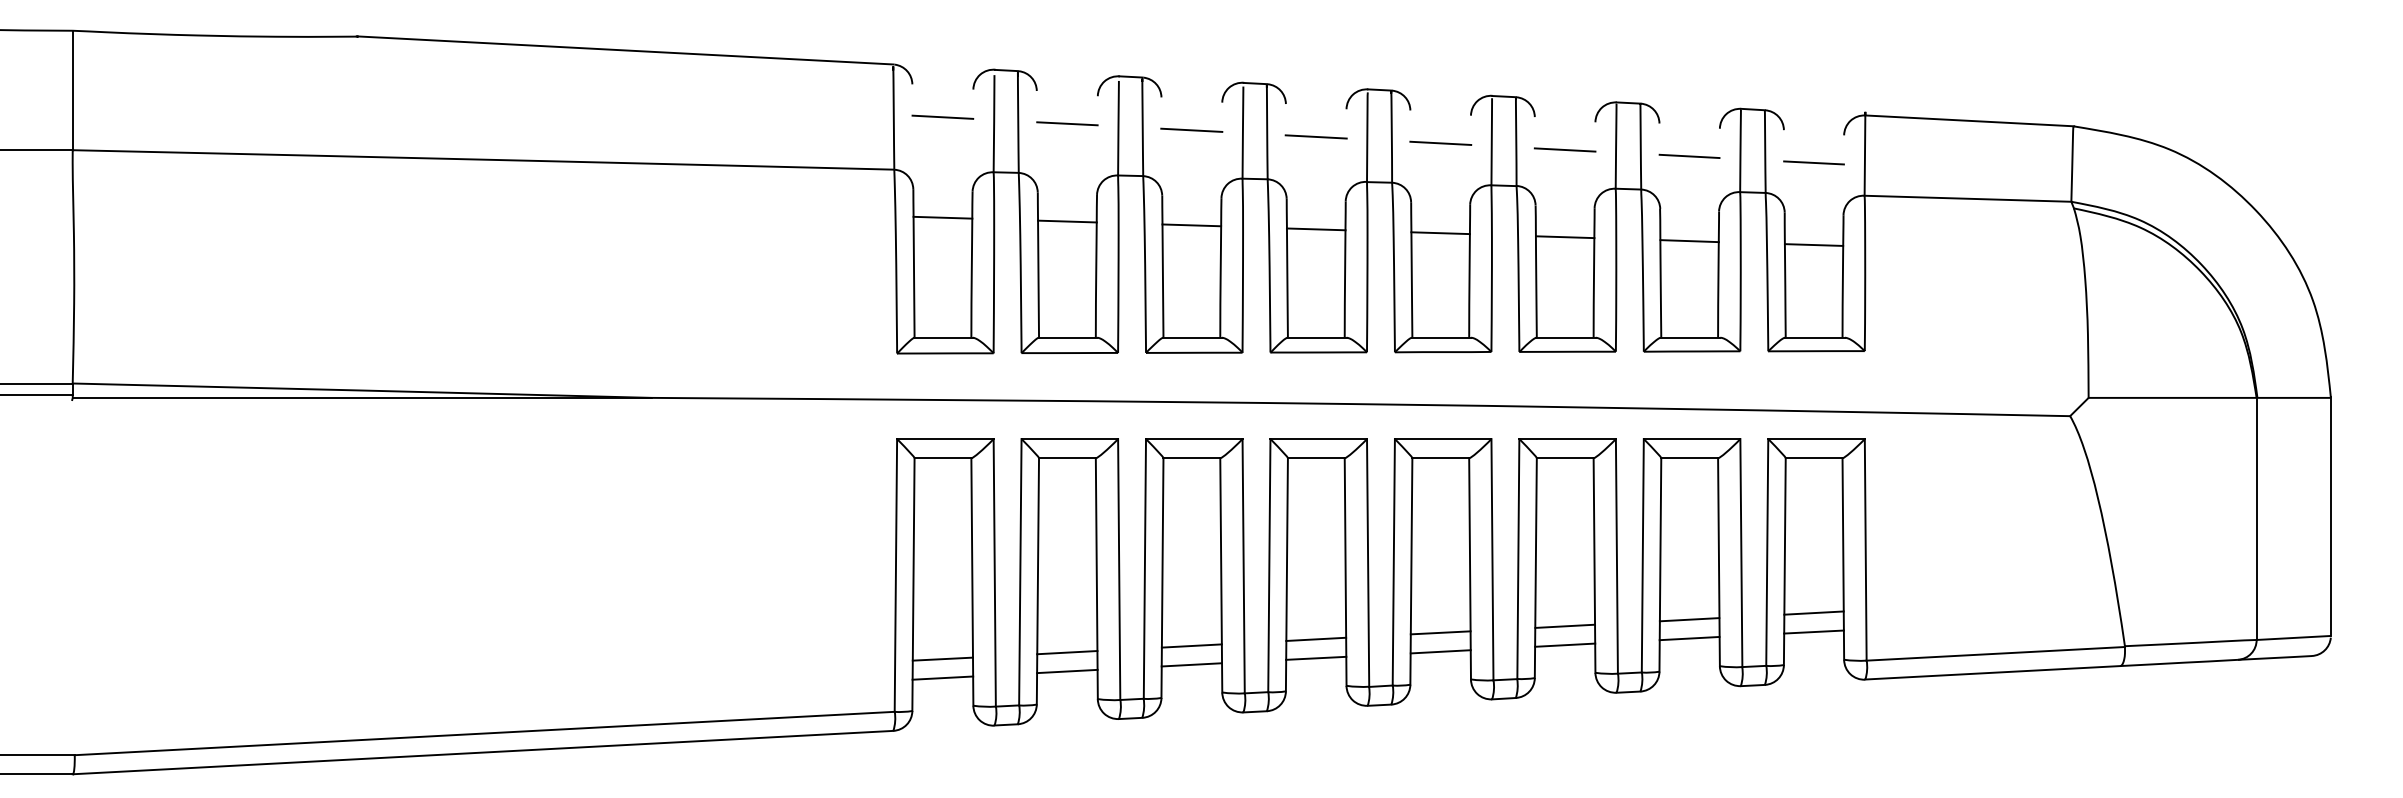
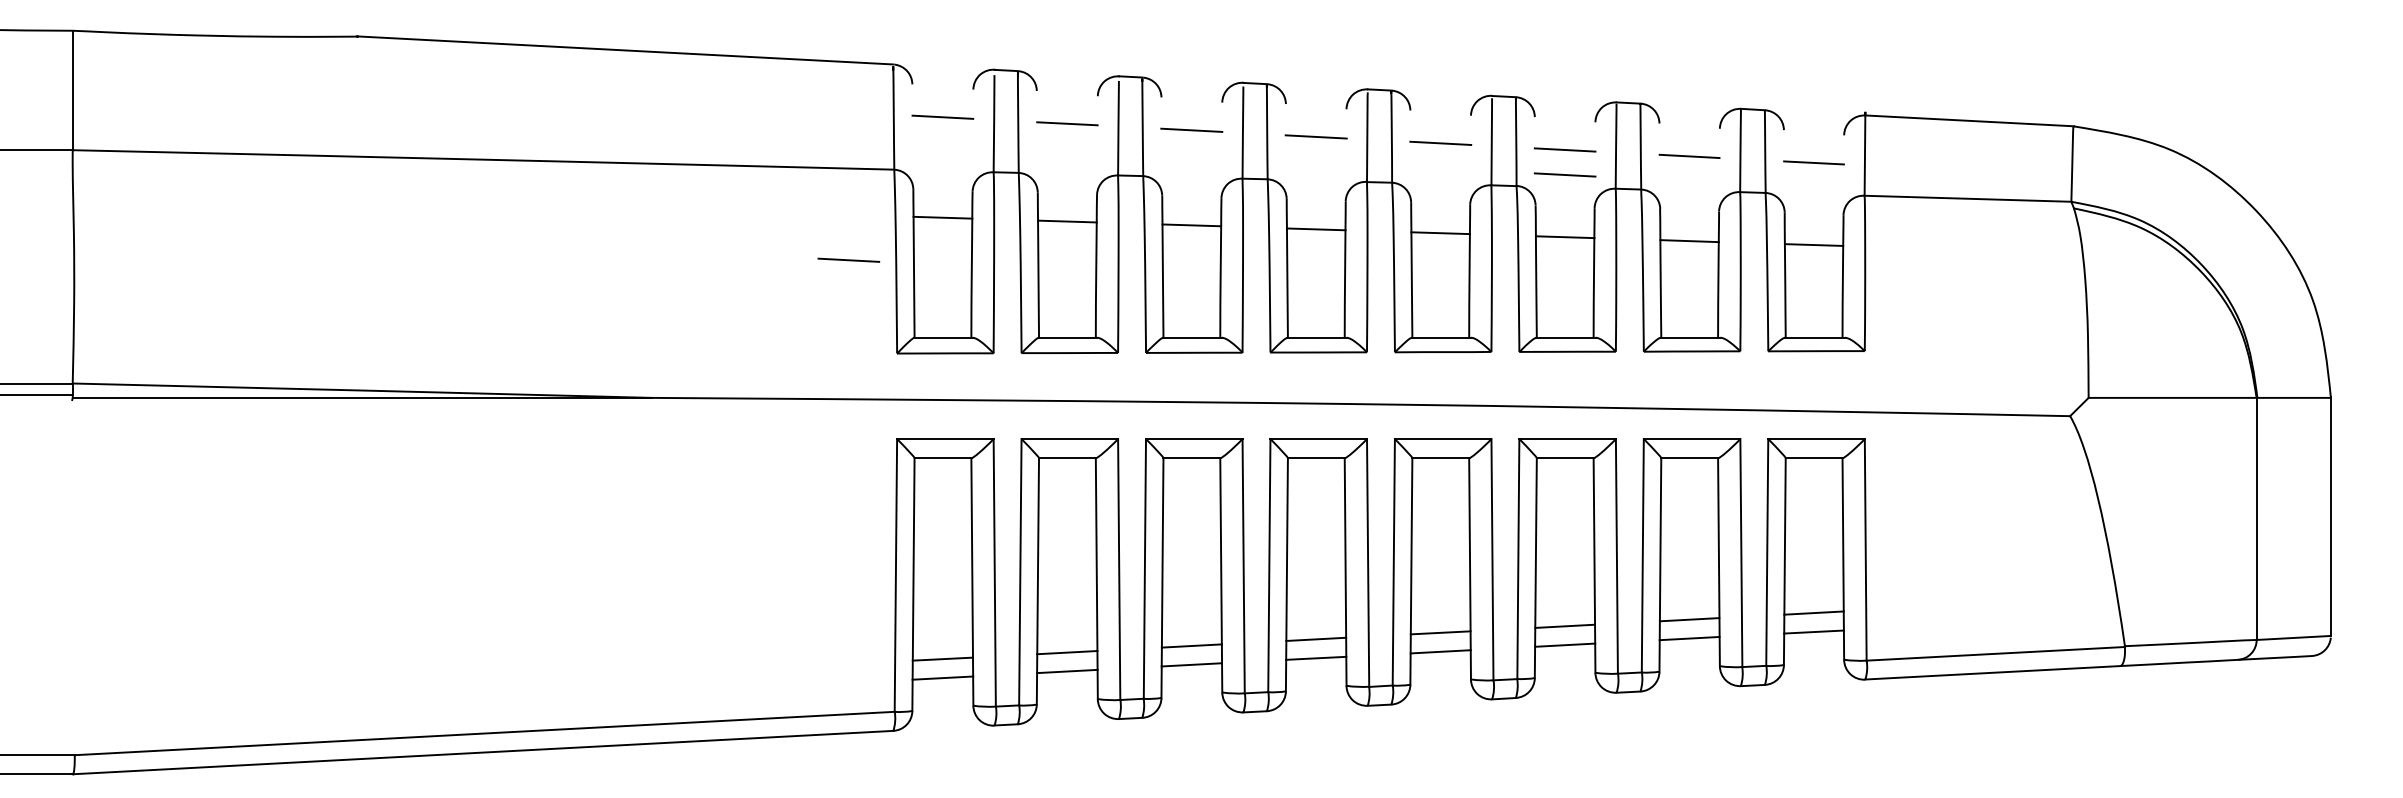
line: none -> present (1564, 174)
line: none -> present (848, 259)
